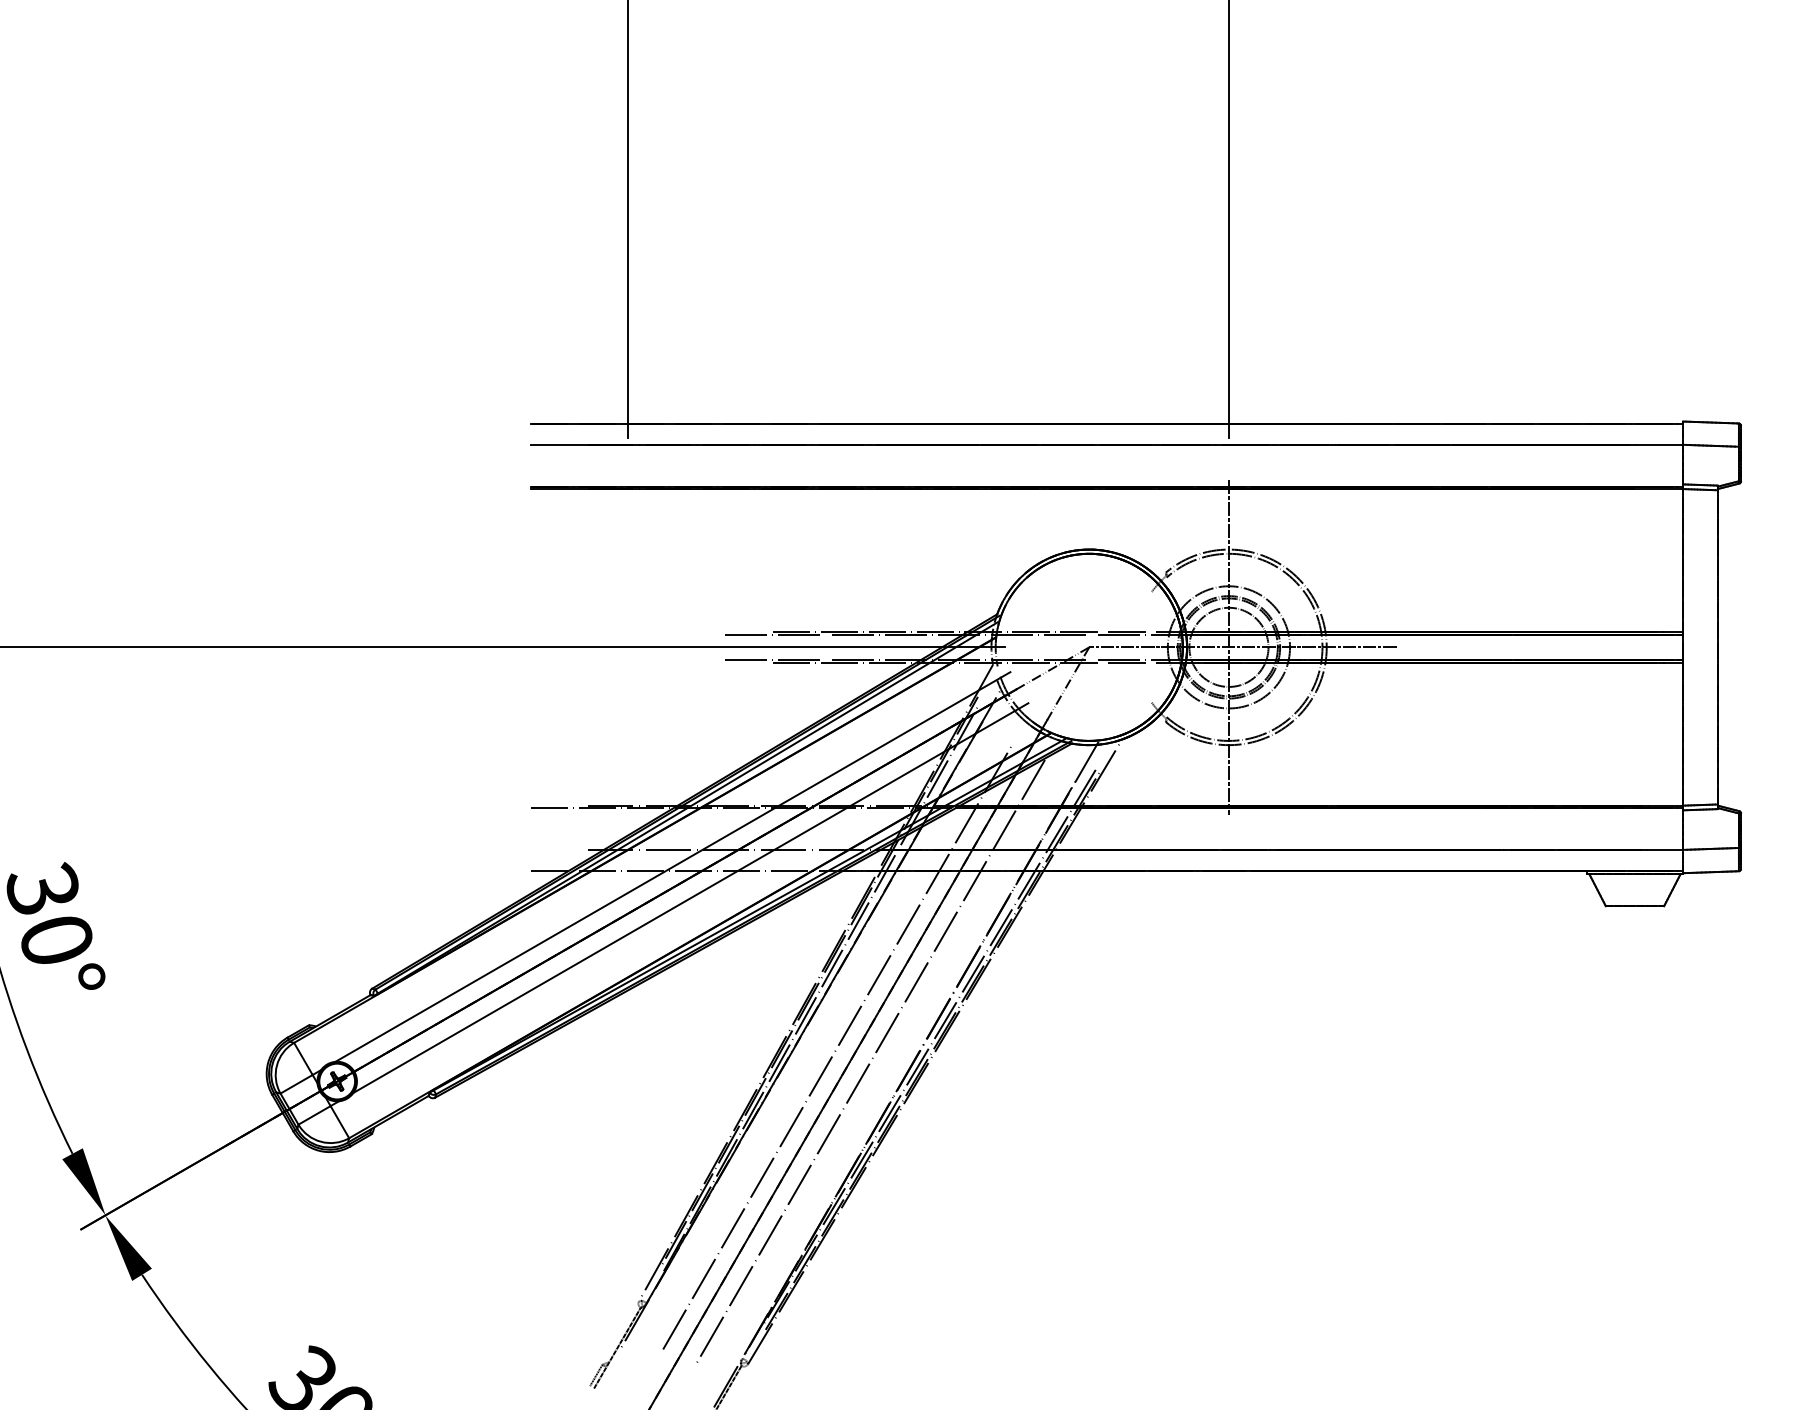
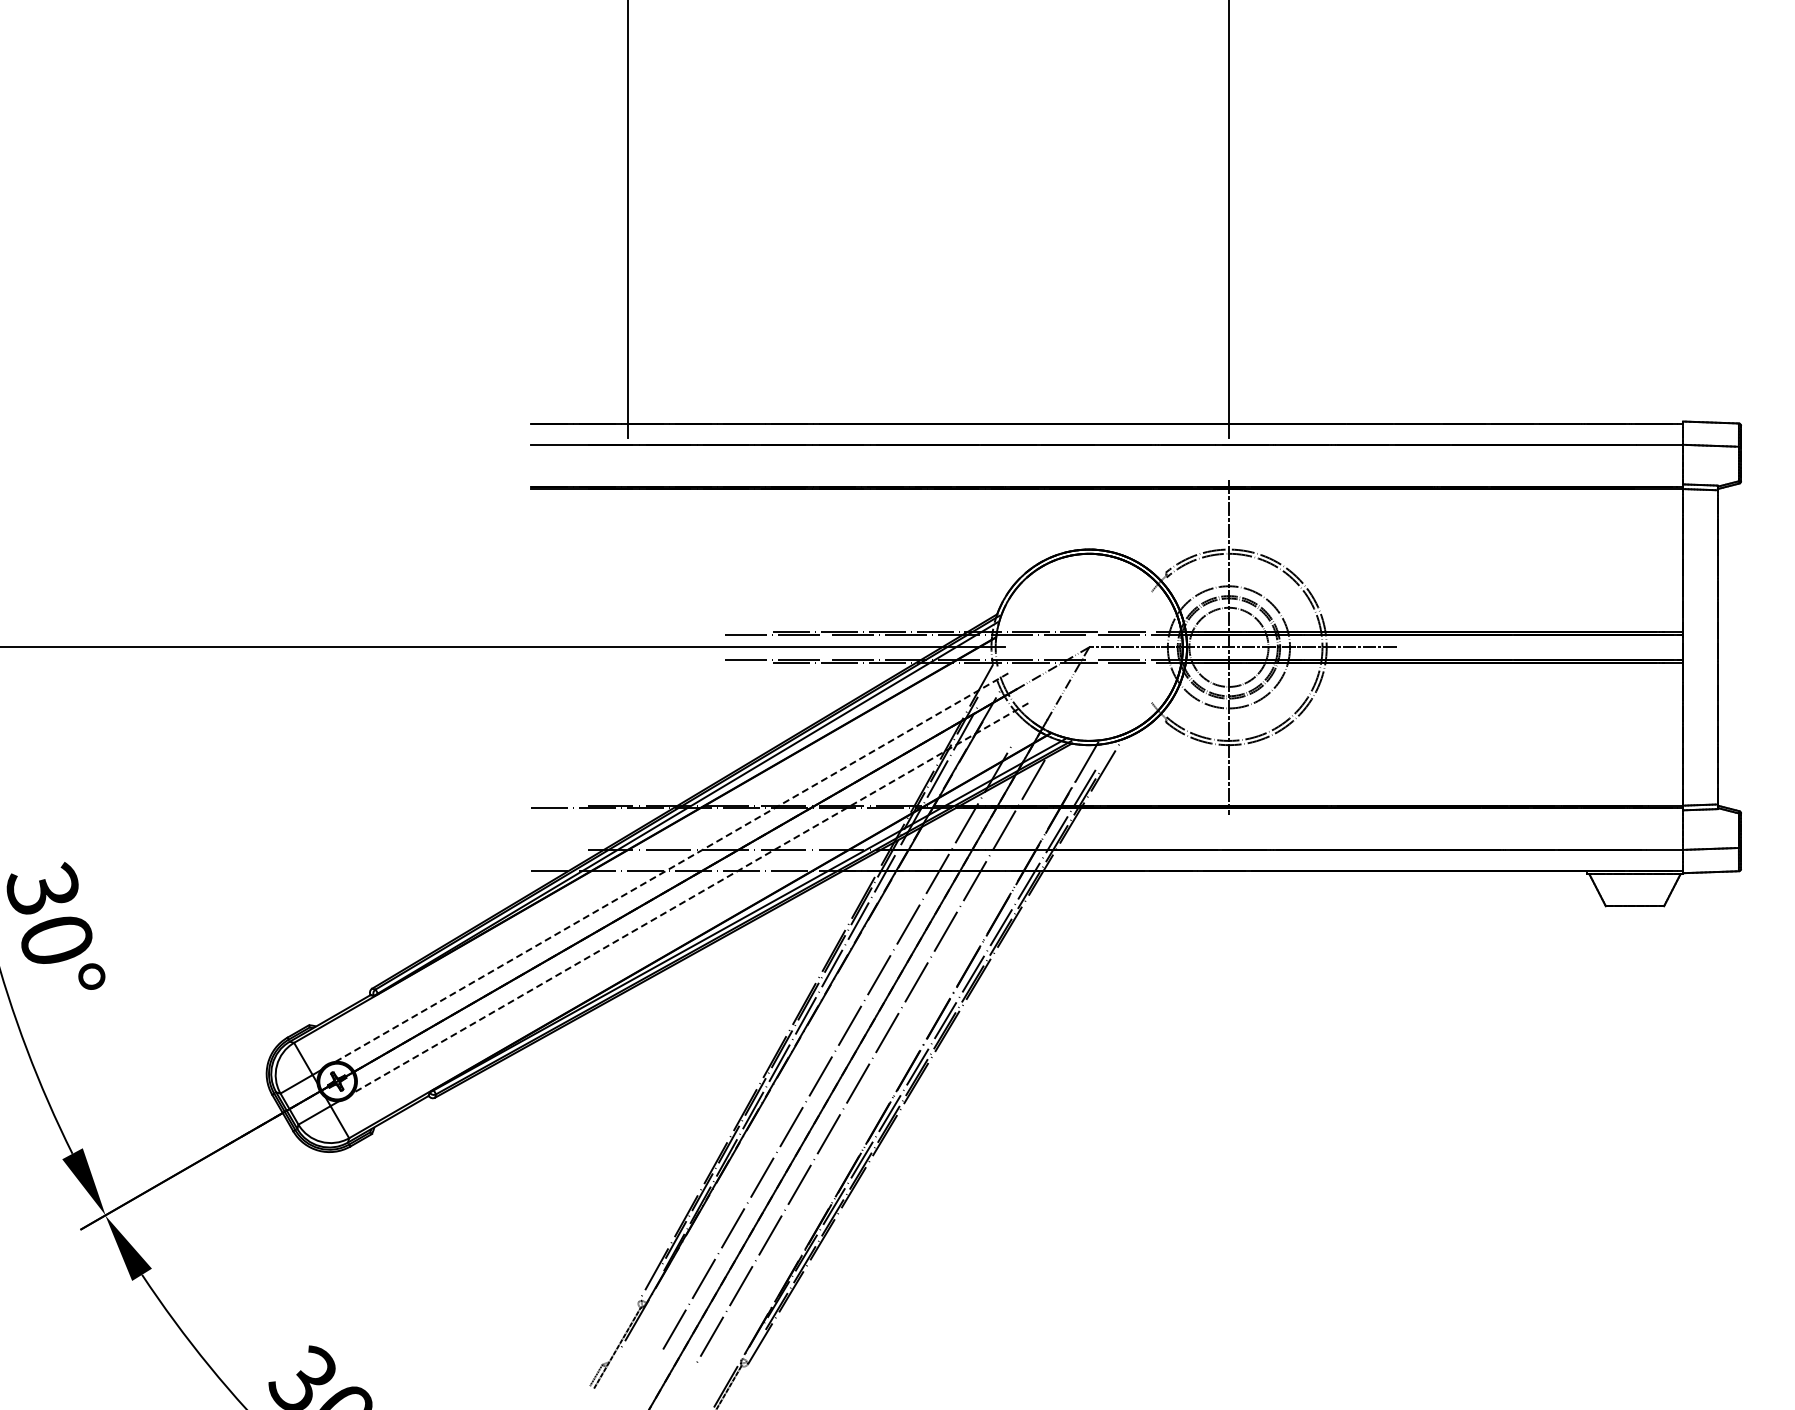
line: solid -> dashed (672, 867)
line: solid -> dashed (690, 898)
